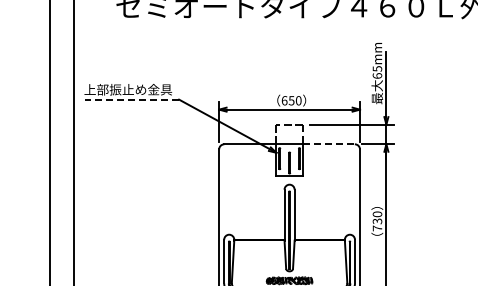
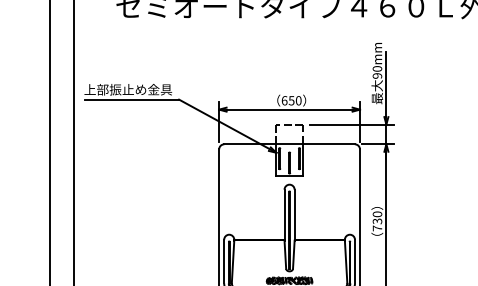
text: 65mm -> 90mm (377, 72)
line: dashed -> solid (131, 99)
line: dashed -> solid (329, 144)
